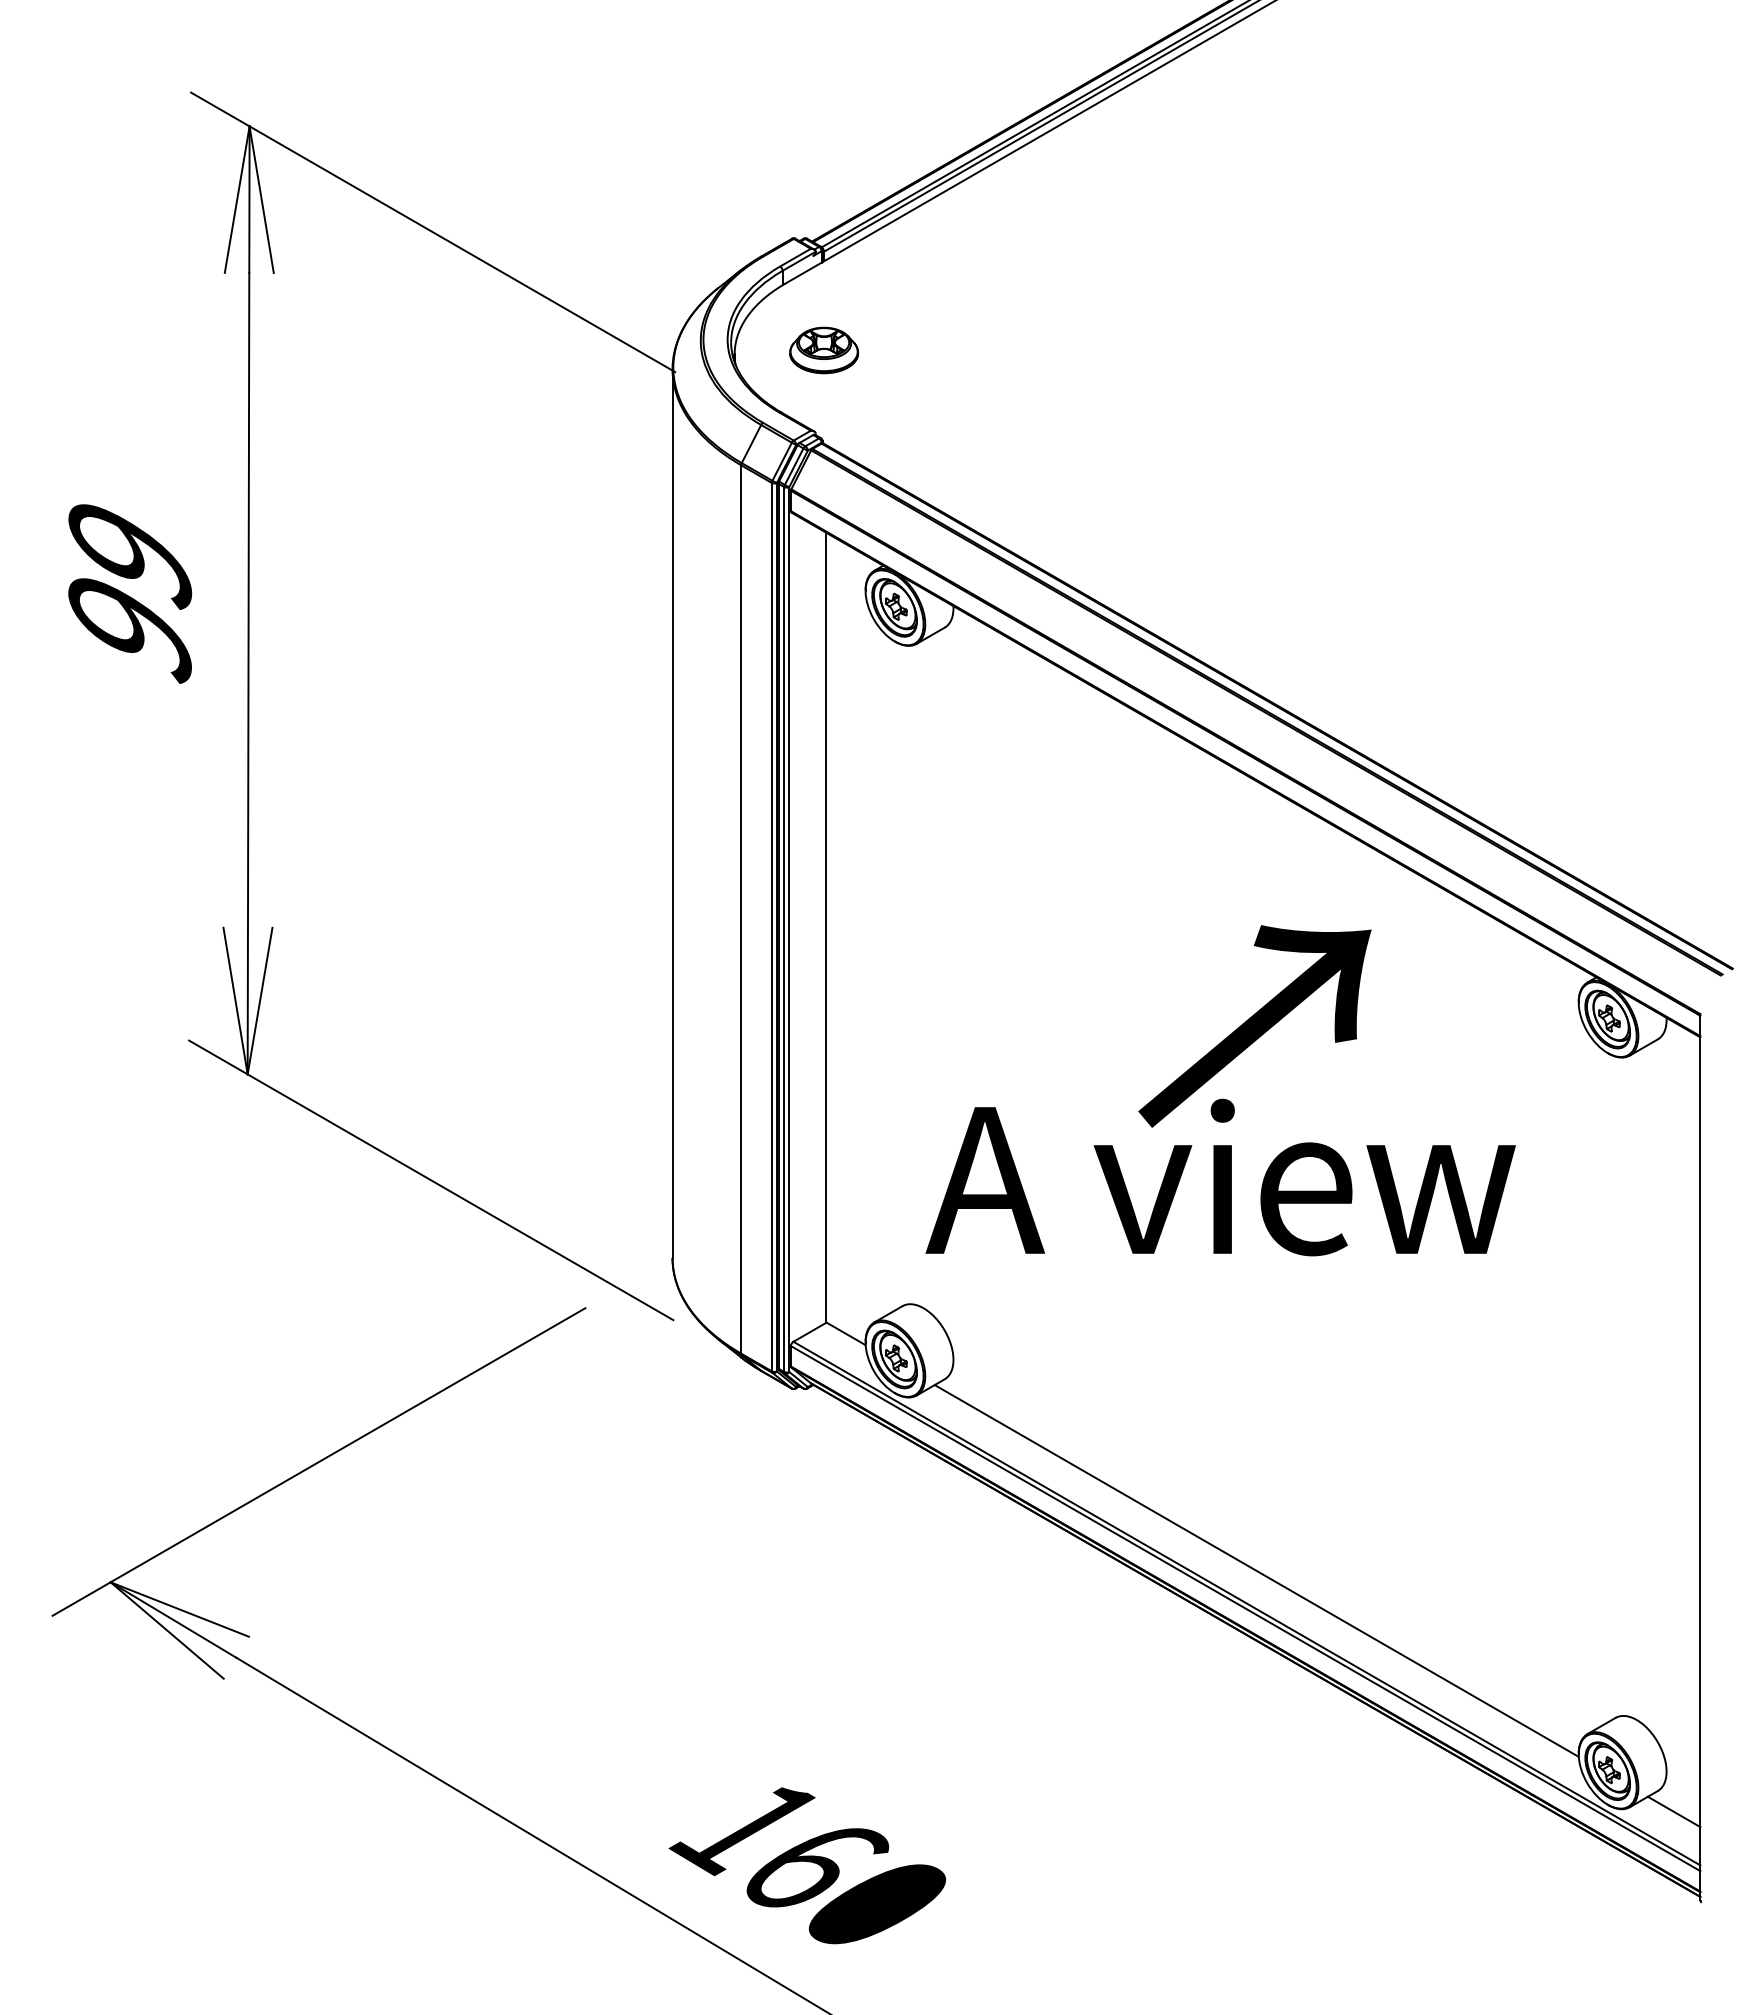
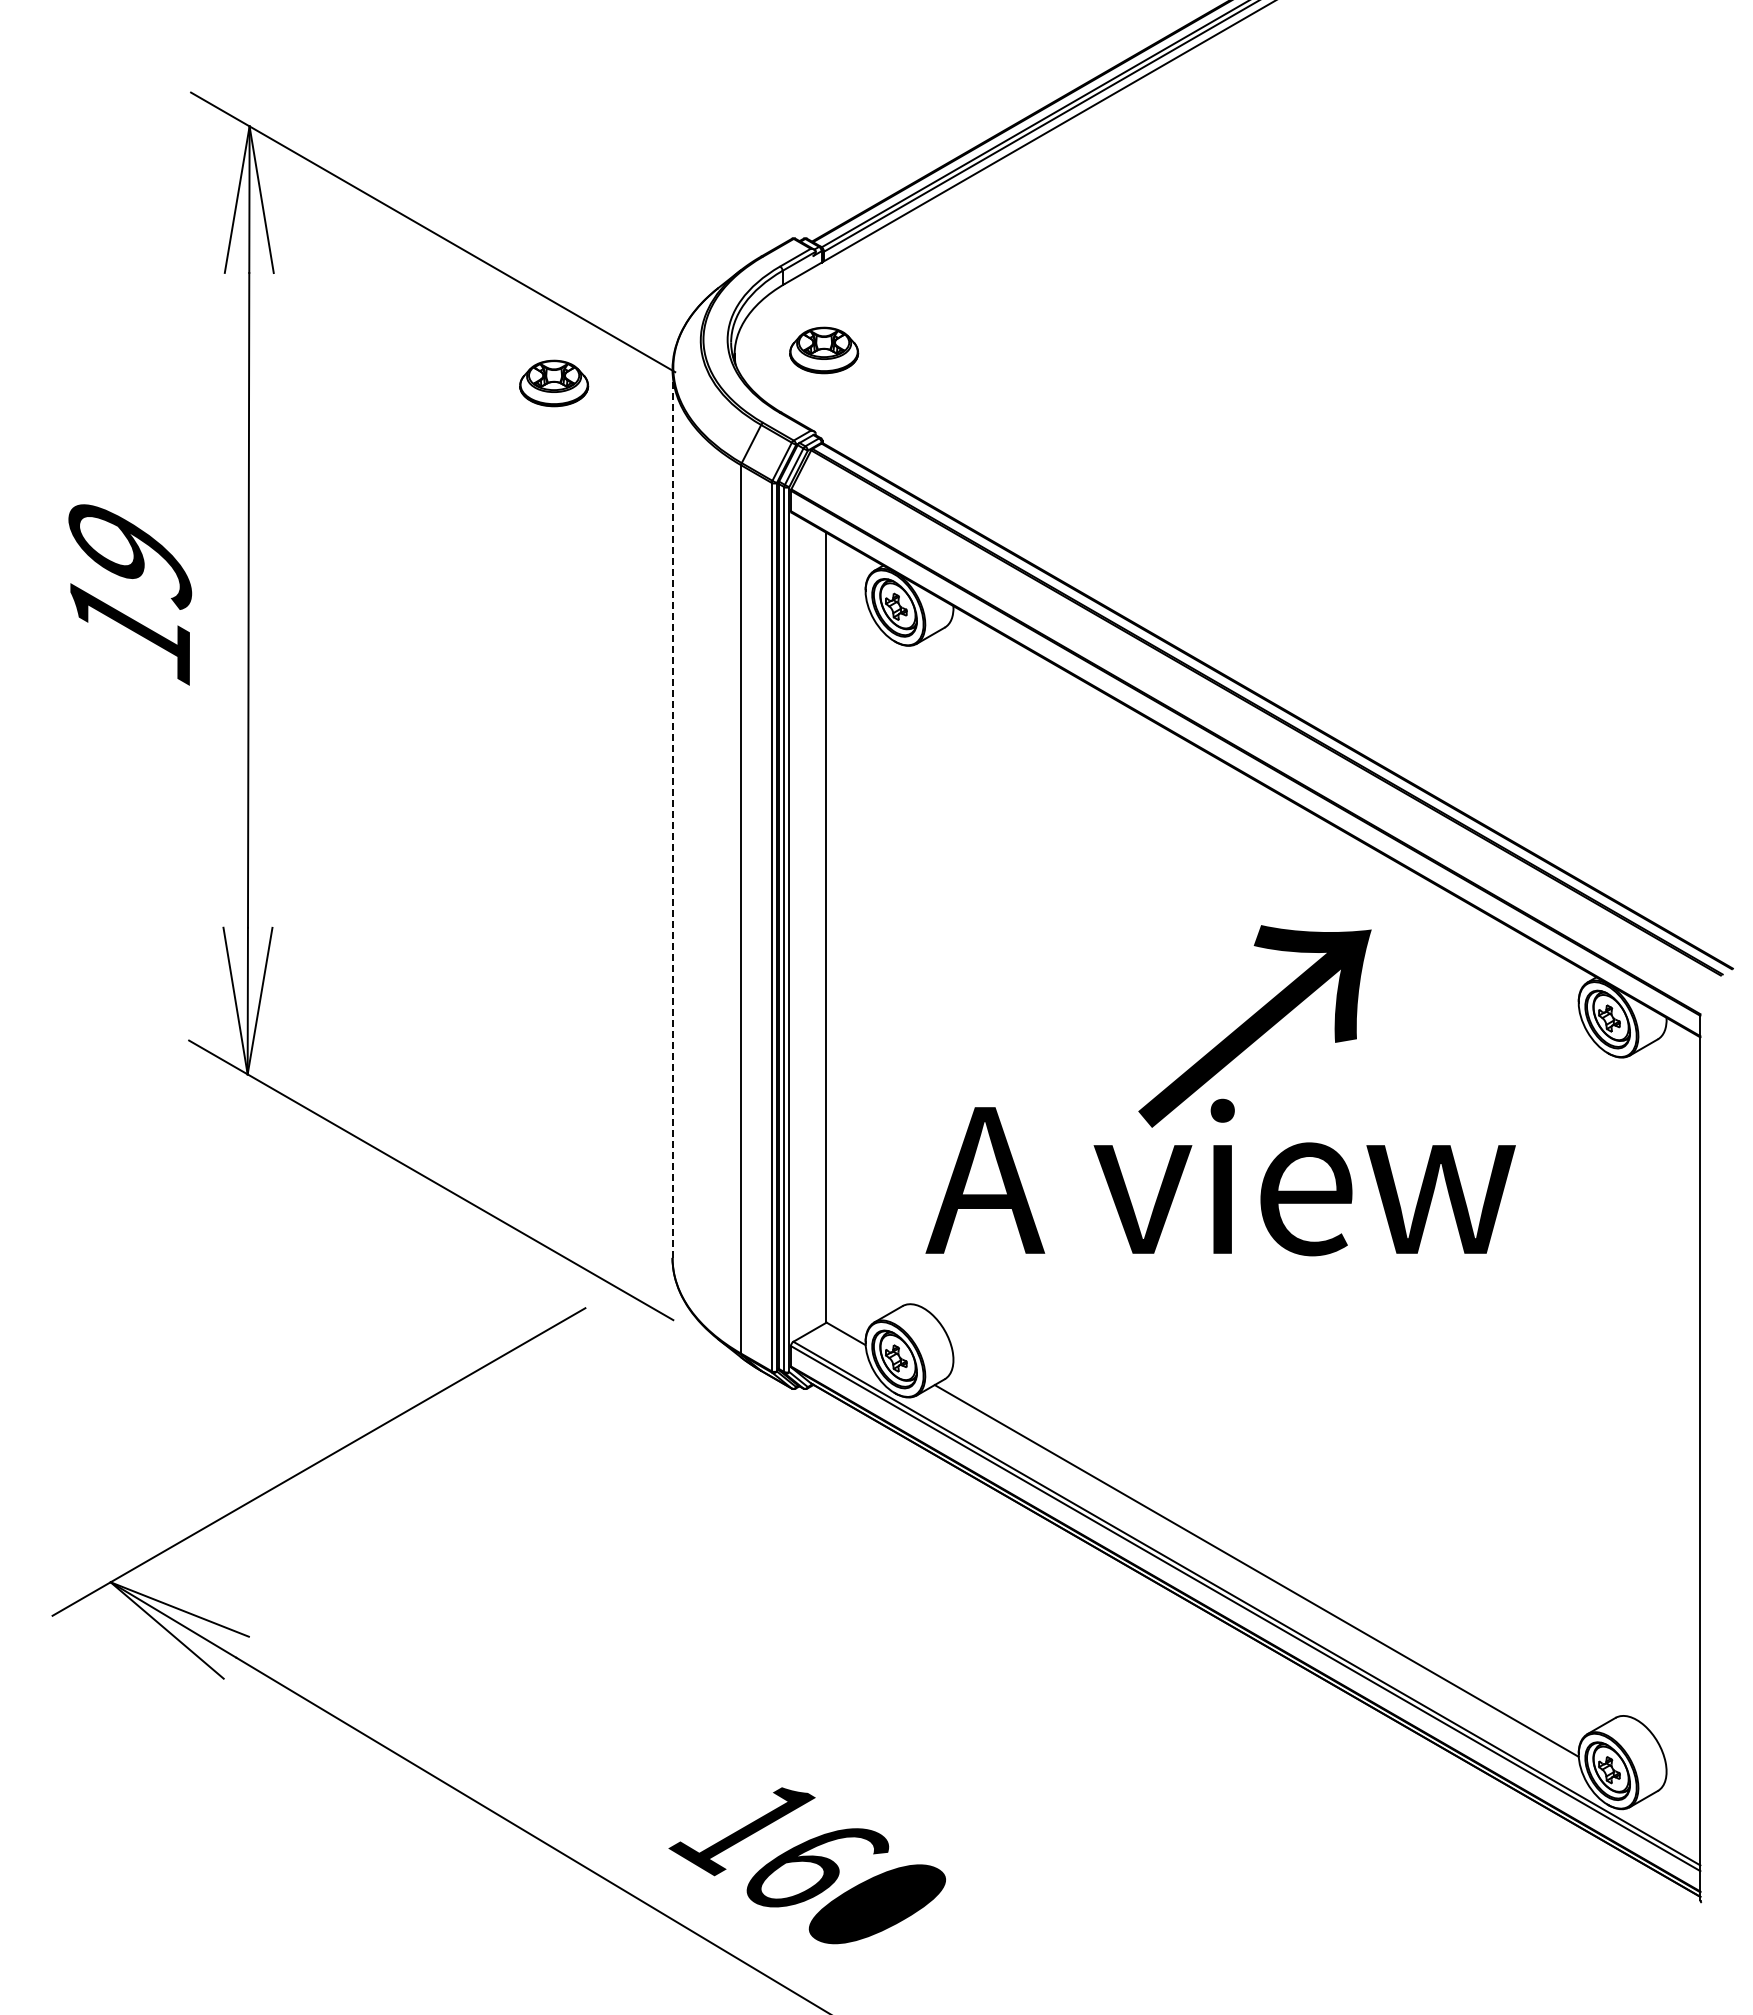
part: none -> present (554, 383)
text: 99 -> 19 (129, 631)
line: solid -> dashed (672, 813)
line: present -> none (1673, 1811)
